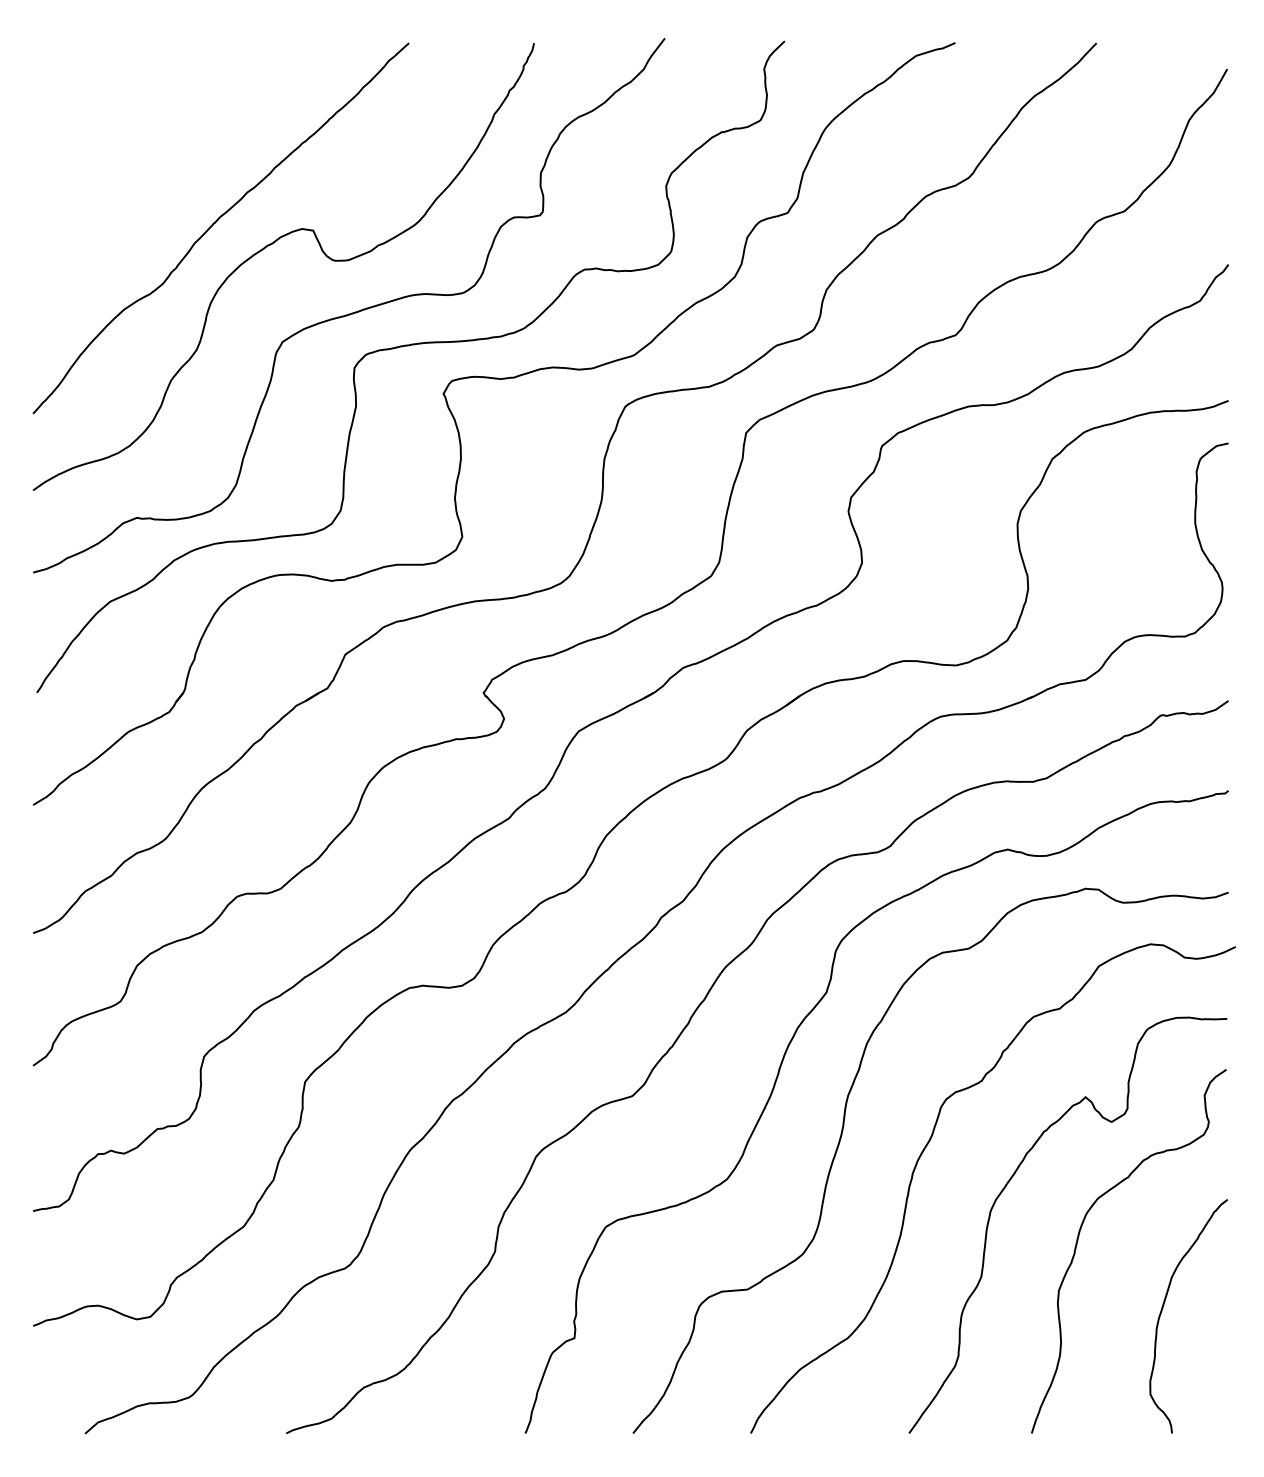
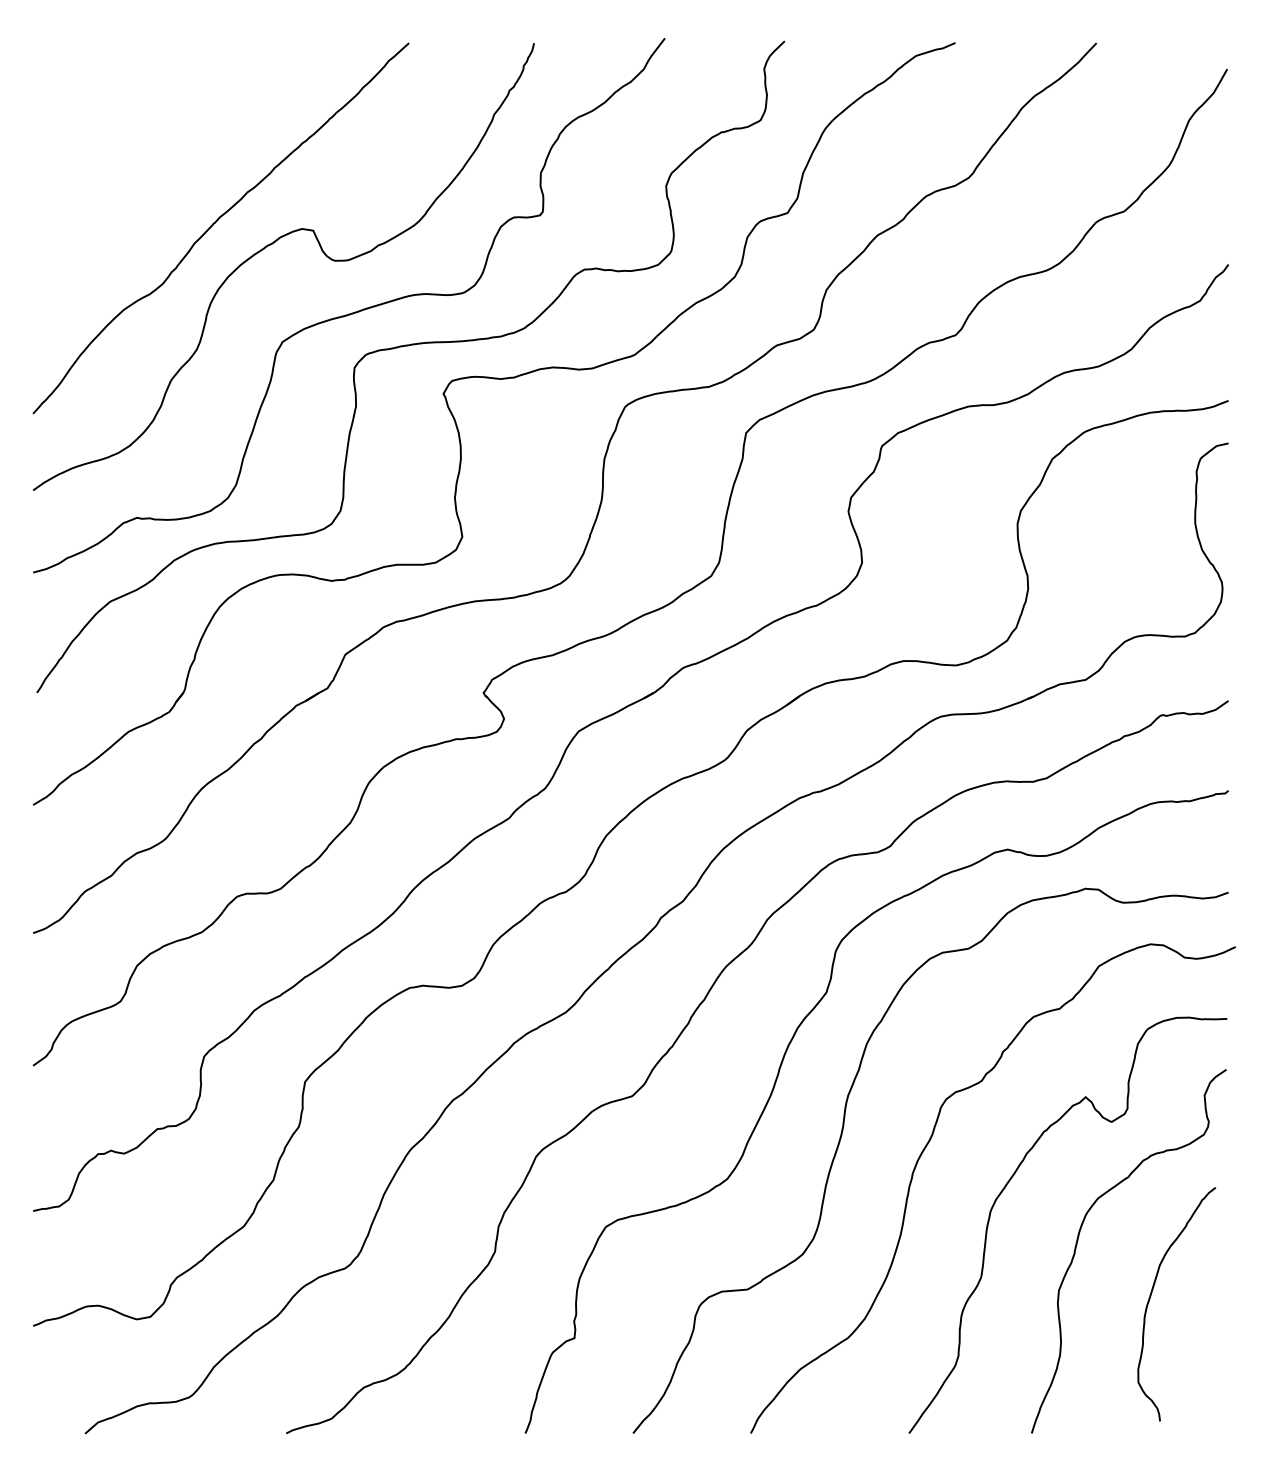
curve position: (1163, 1308) -> (1151, 1296) (1151, 1296)
